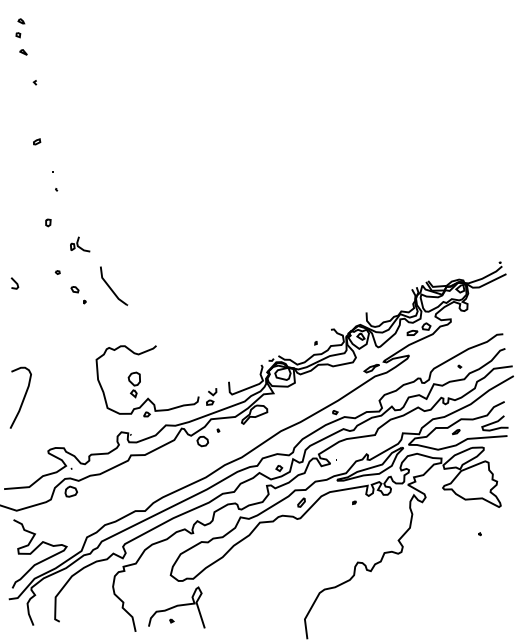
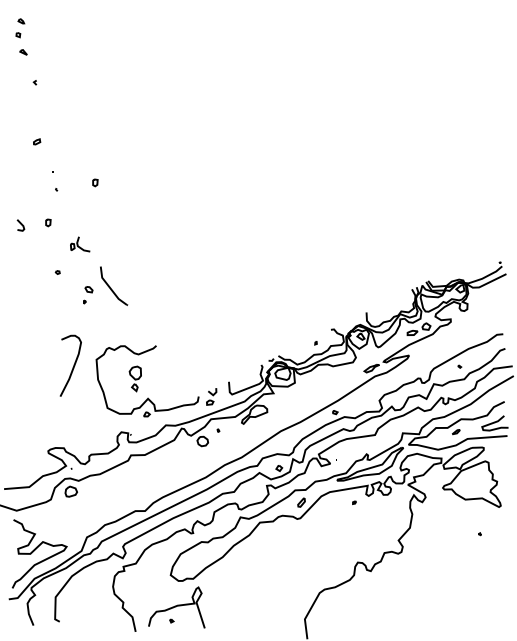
part: none -> present (95, 182)
line position: (14, 282) -> (20, 224) (20, 224)
part position: (74, 289) -> (88, 289) (88, 289)
part position: (133, 384) -> (134, 378) (134, 378)
curve position: (22, 399) -> (72, 367) (72, 367)
